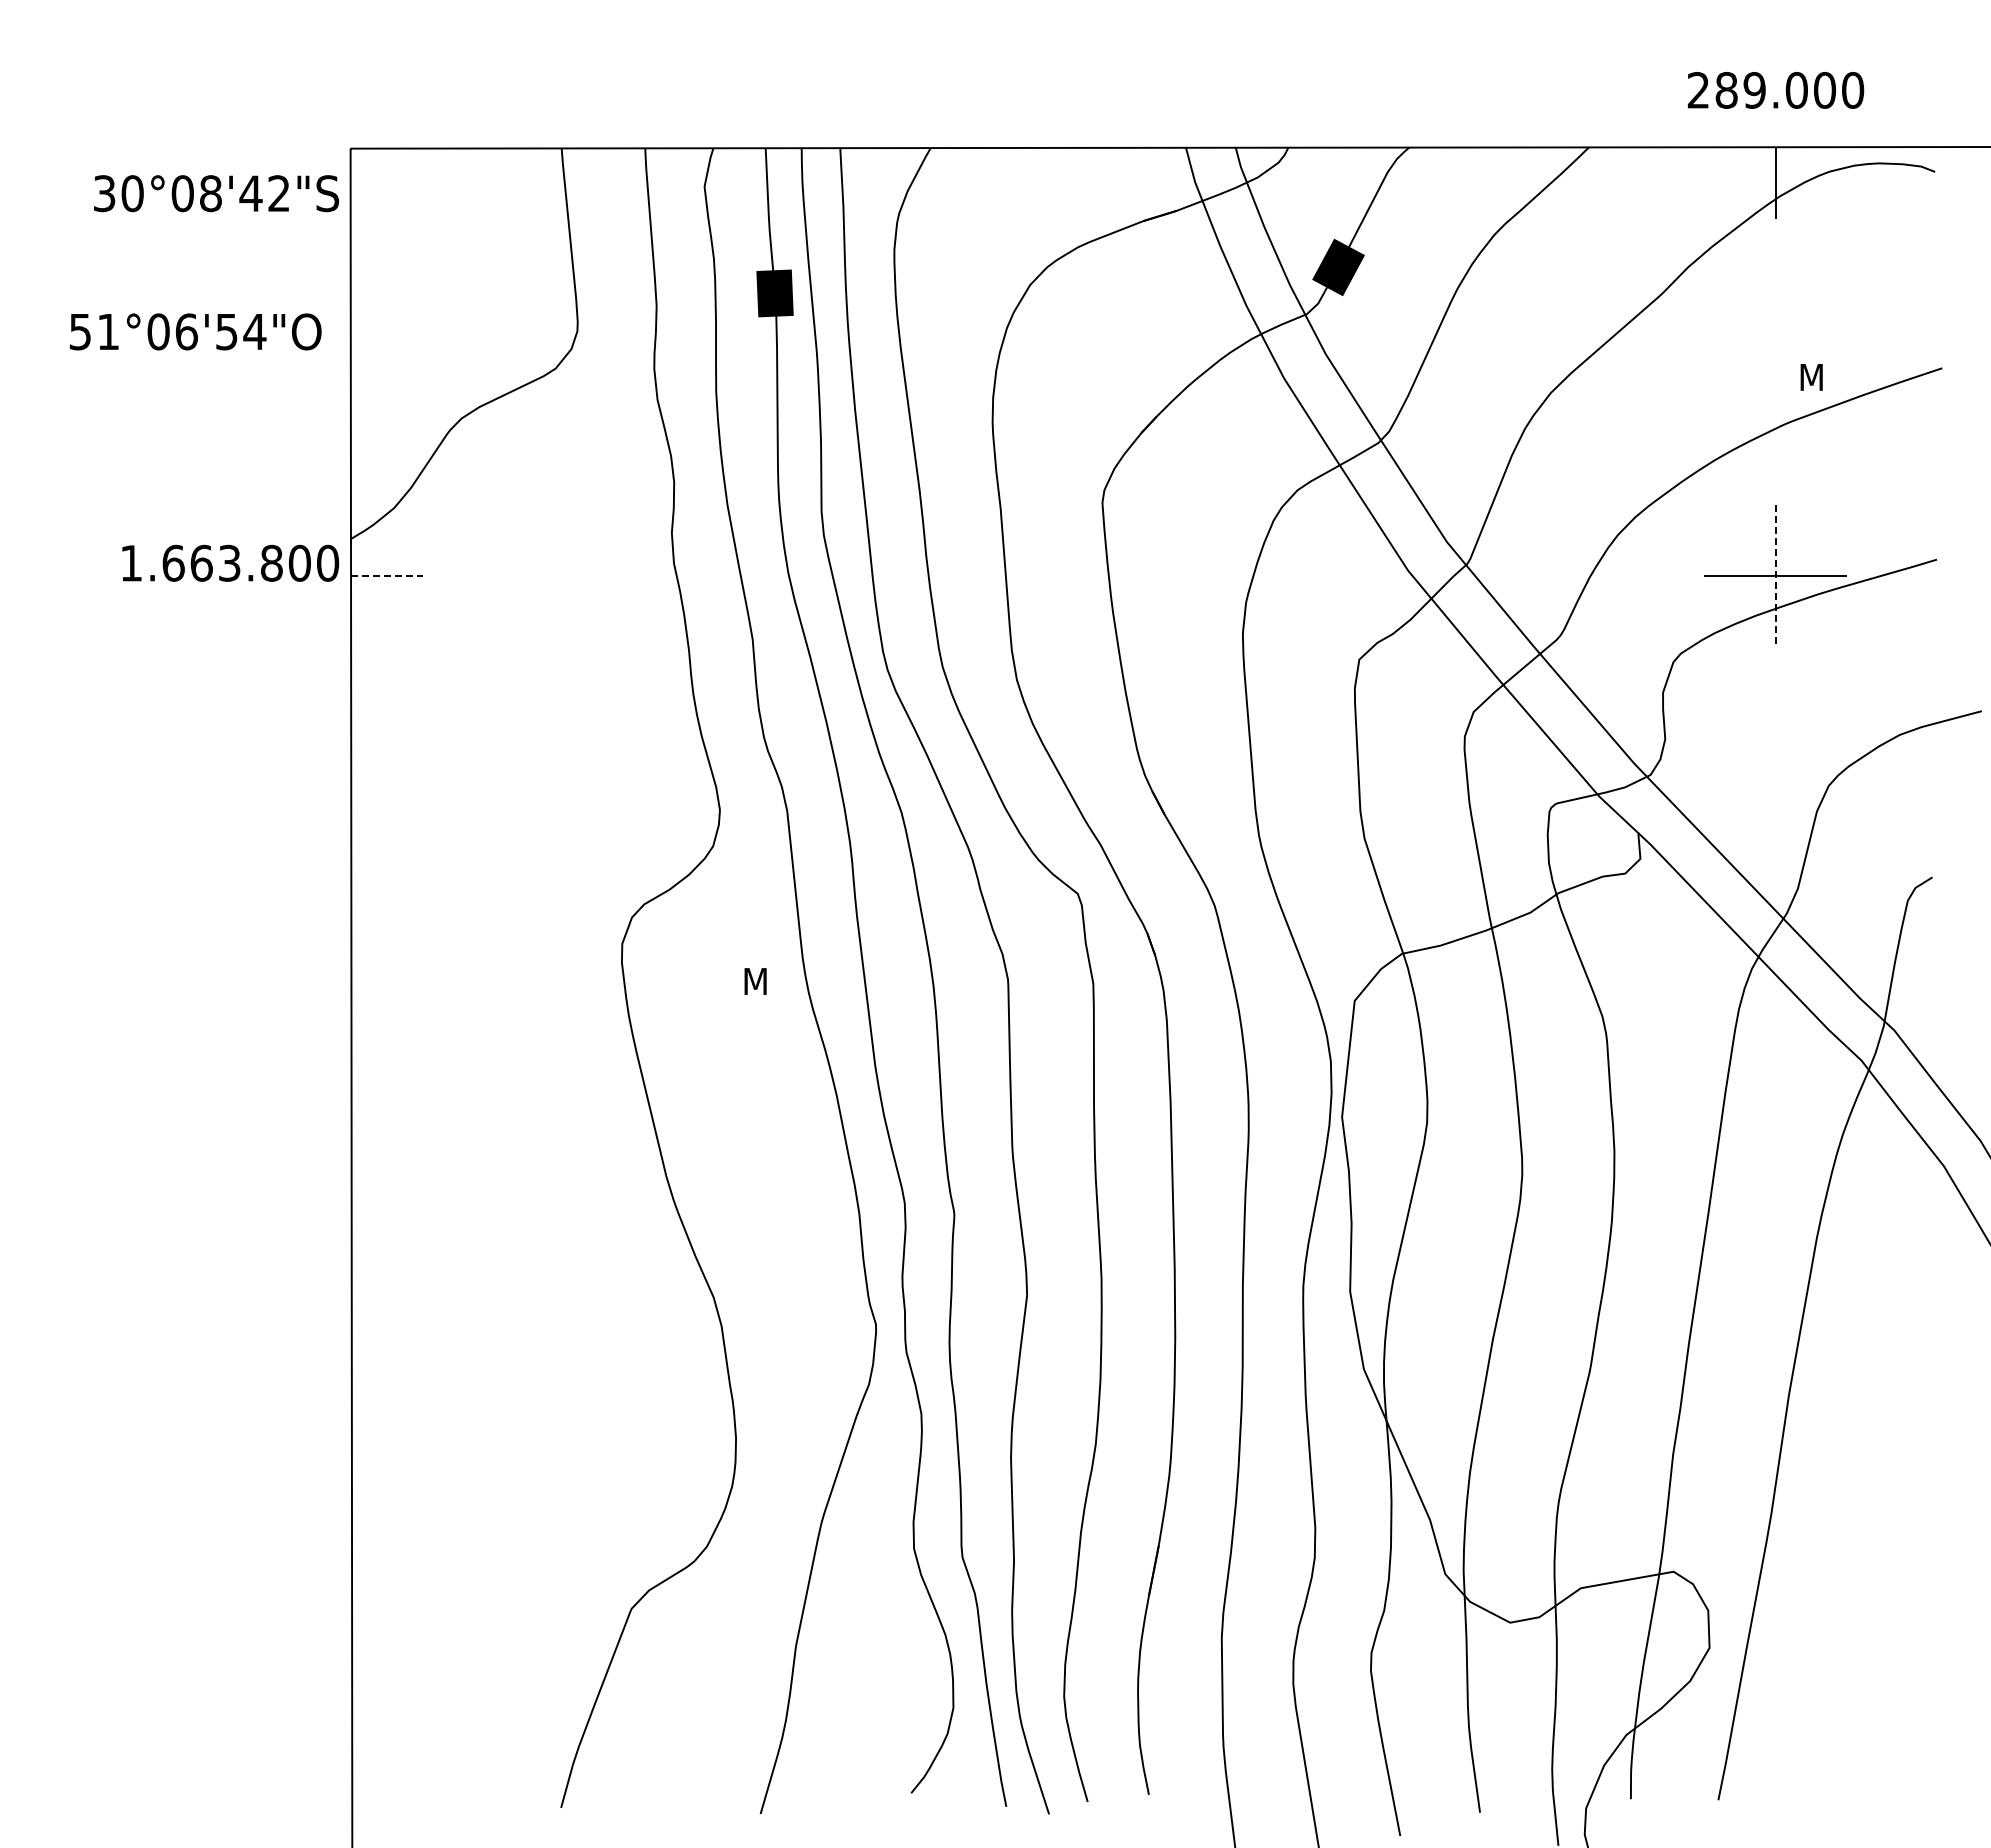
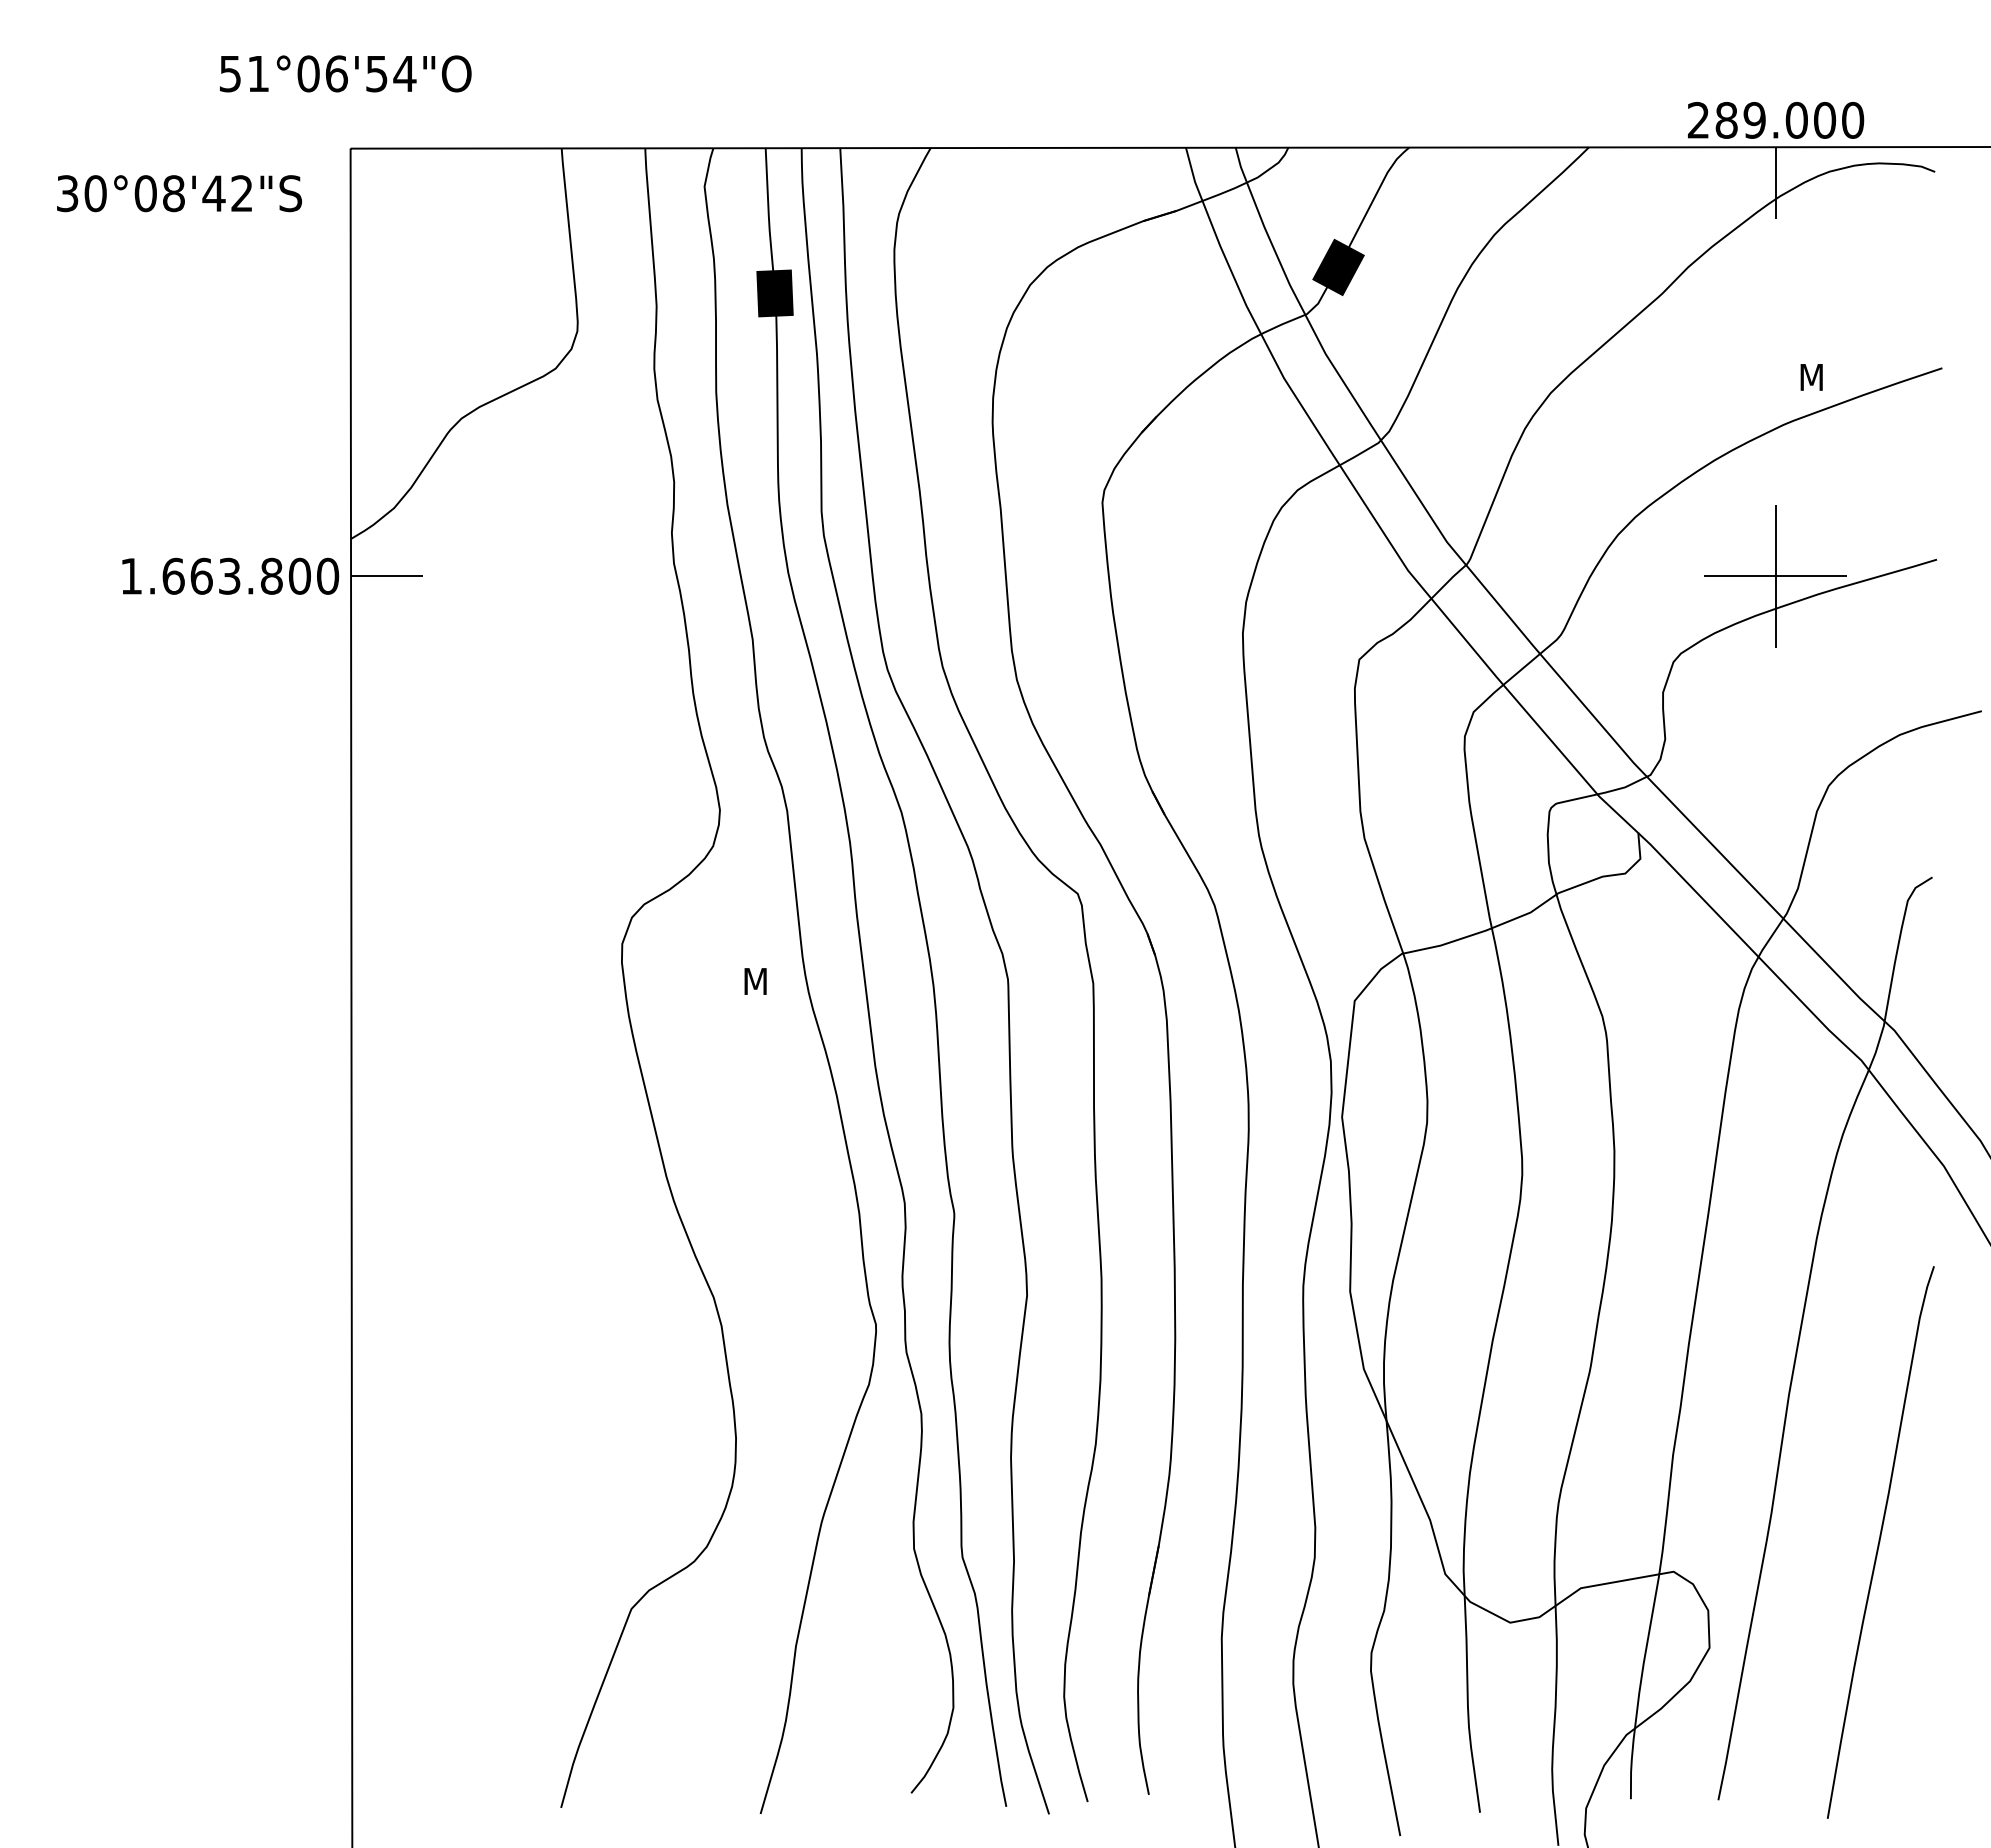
text position: (1776, 90) -> (1776, 120) (1776, 120)
text position: (216, 193) -> (179, 193) (179, 193)
text position: (195, 331) -> (345, 73) (345, 73)
text position: (230, 562) -> (230, 575) (230, 575)
line: dashed -> solid (386, 576)
line: dashed -> solid (1775, 576)
curve: none -> present (1880, 1542)
